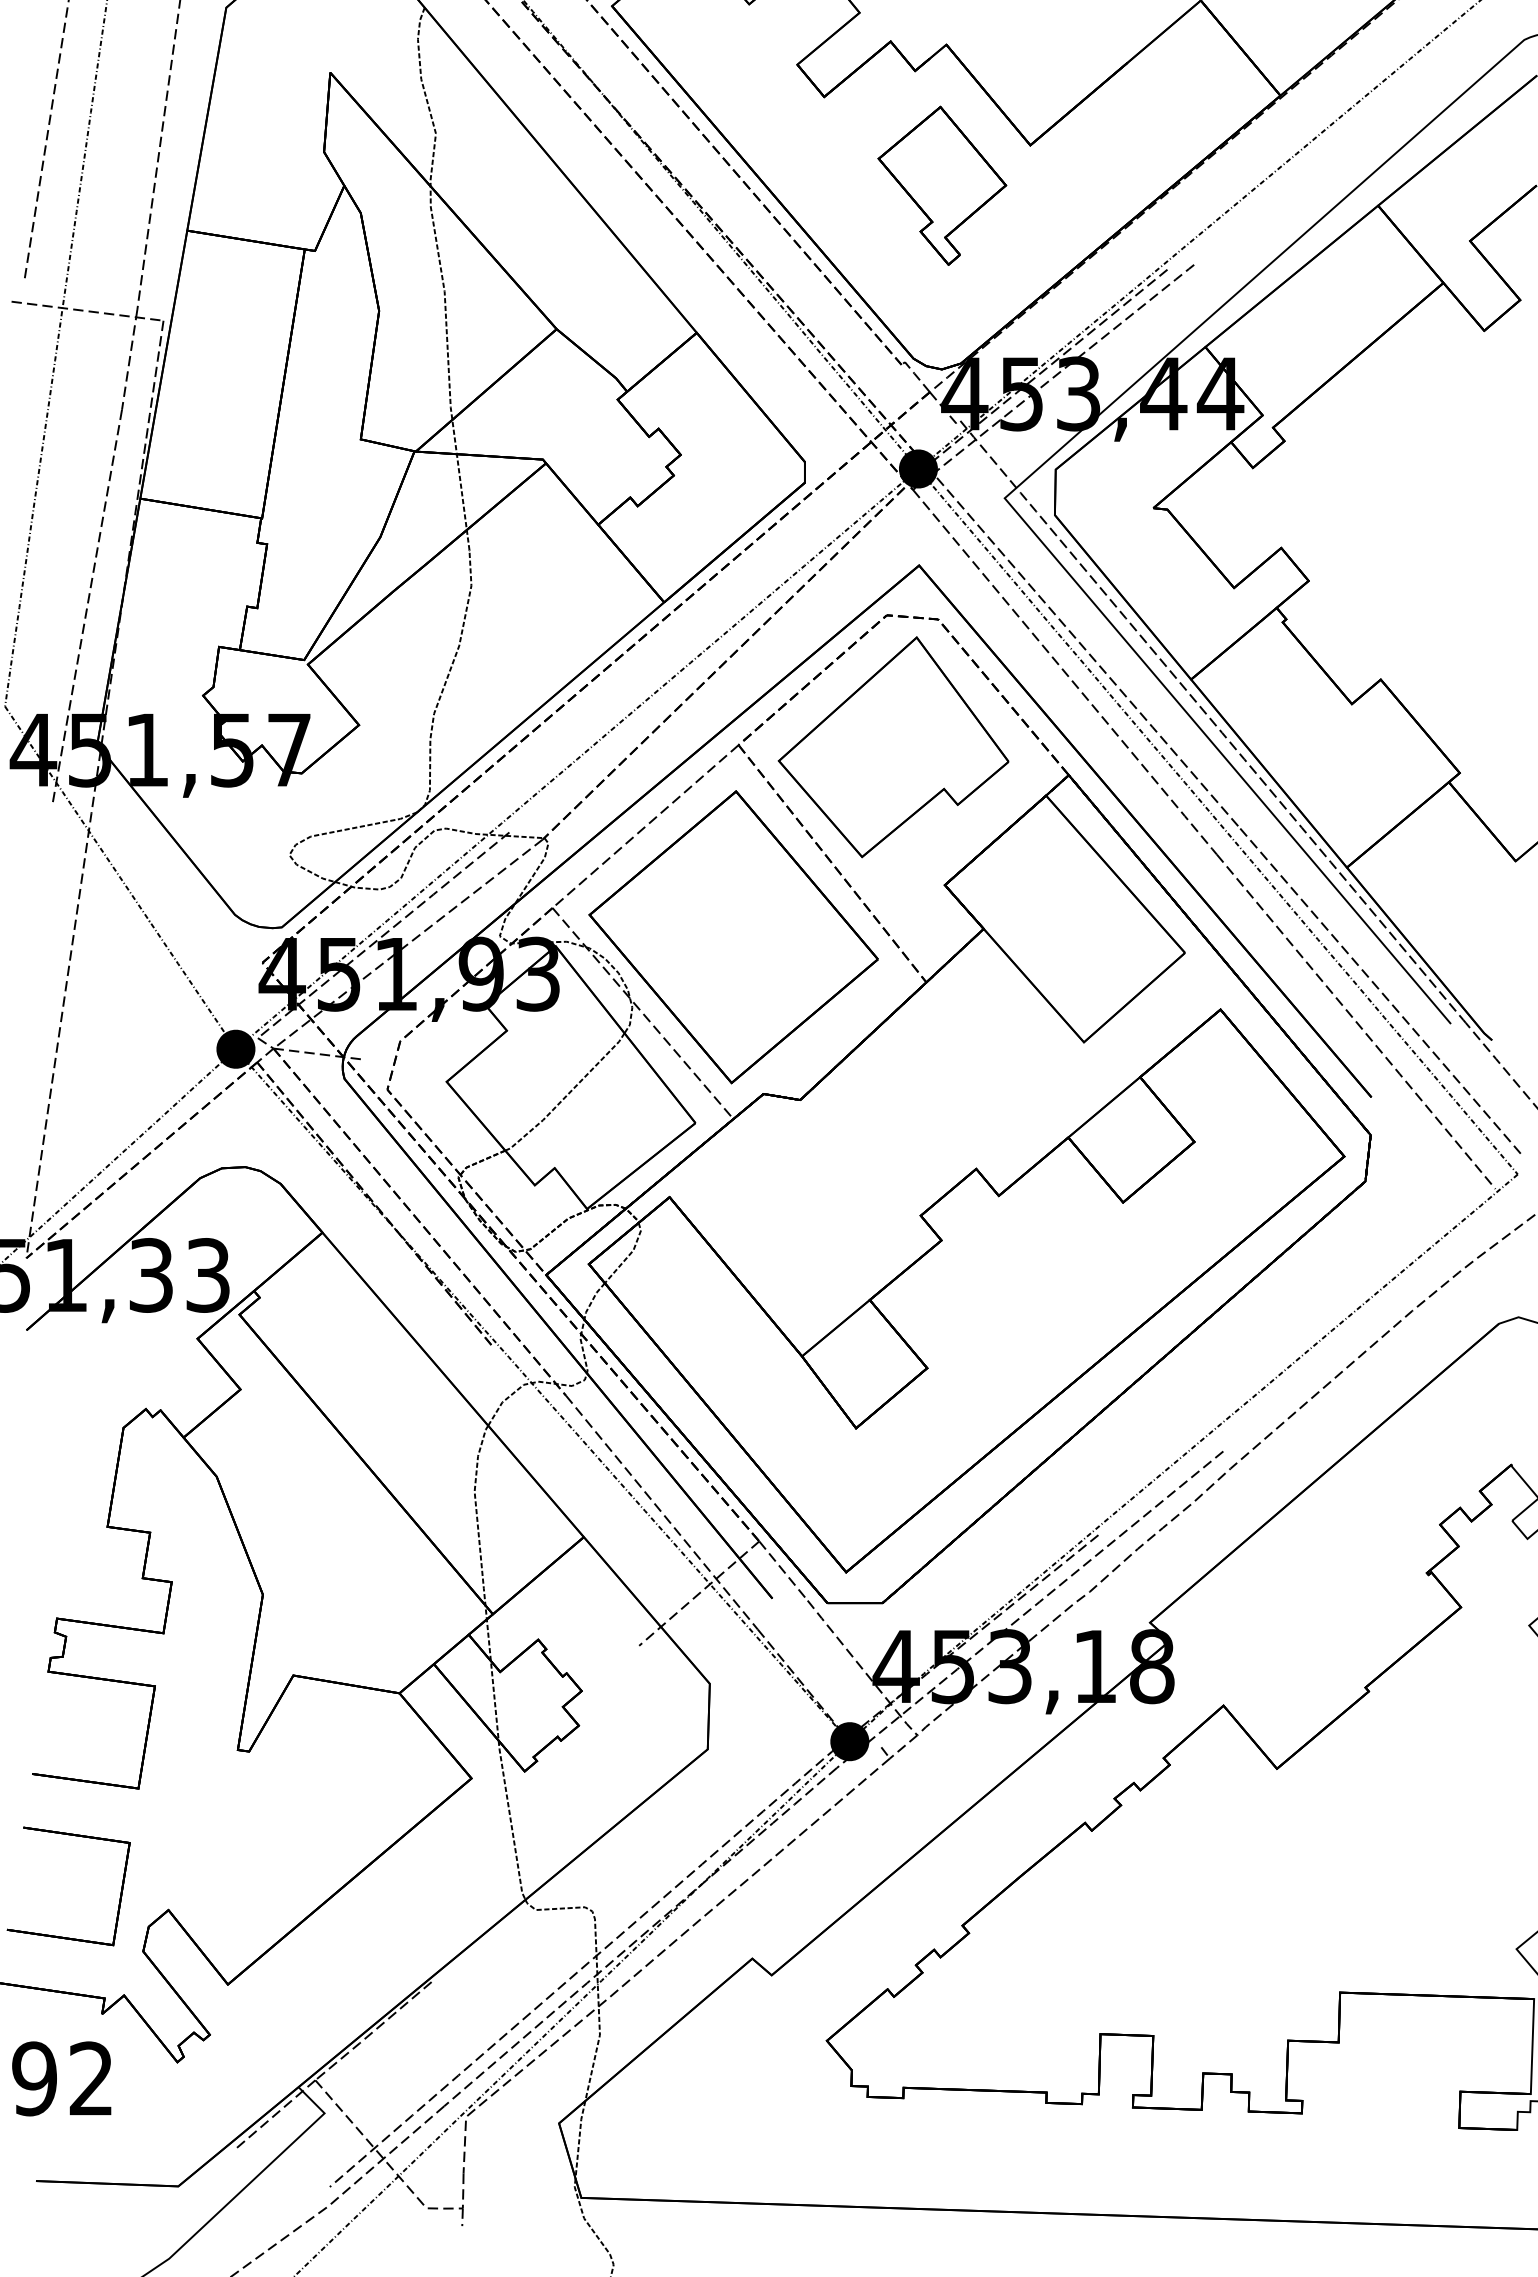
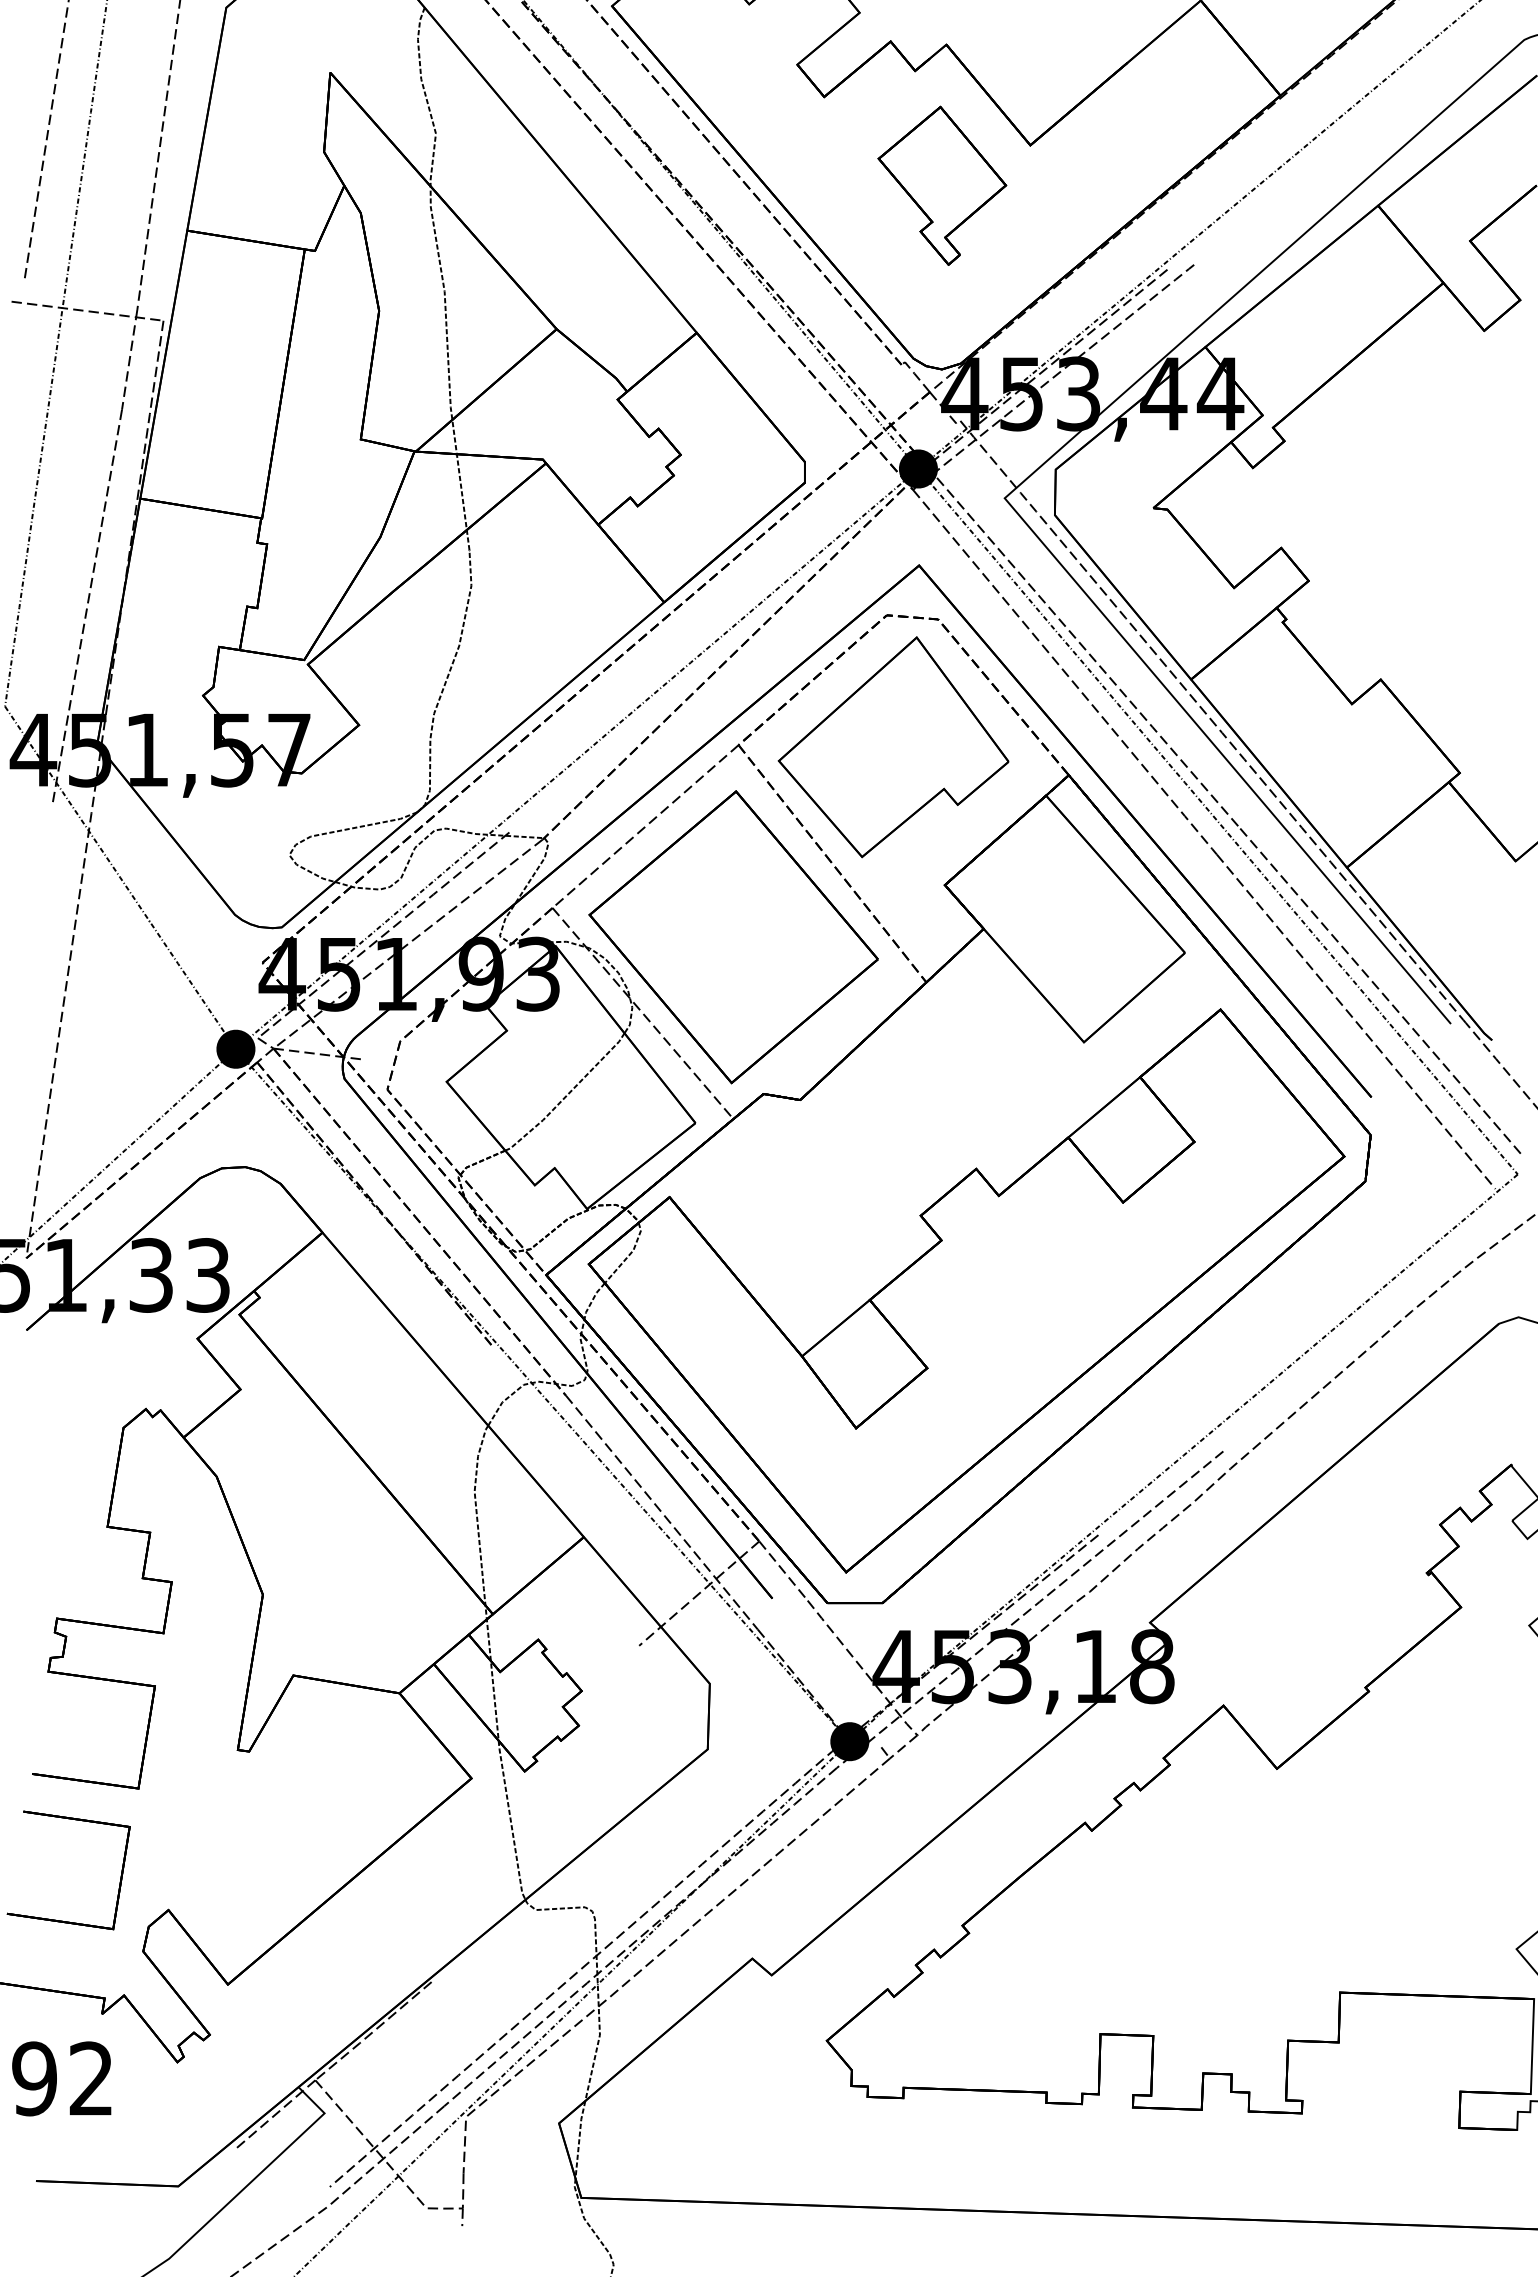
part position: (62, 1936) -> (62, 1920) (62, 1920)
